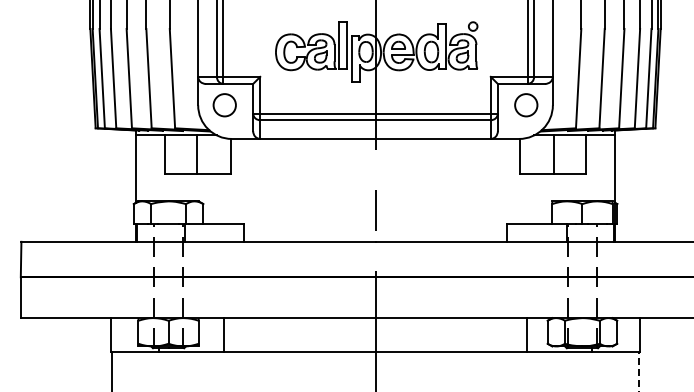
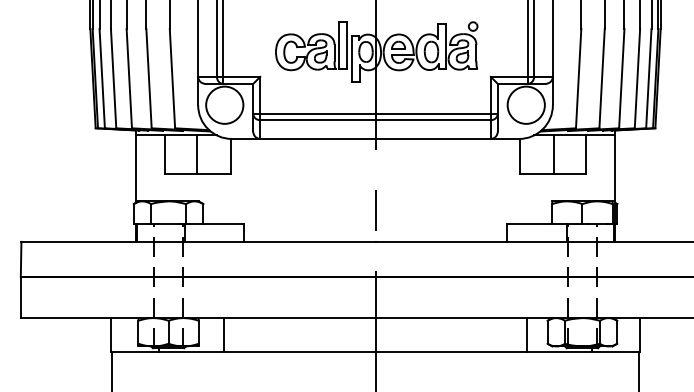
circle diameter: 22 px -> 37 px (224, 104)
circle diameter: 22 px -> 37 px (525, 104)
line: dashed -> solid (639, 371)
